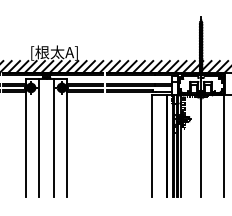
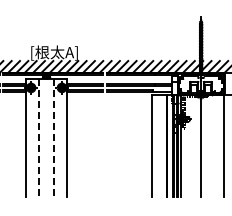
line: solid -> dashed (38, 137)
line: solid -> dashed (54, 137)
